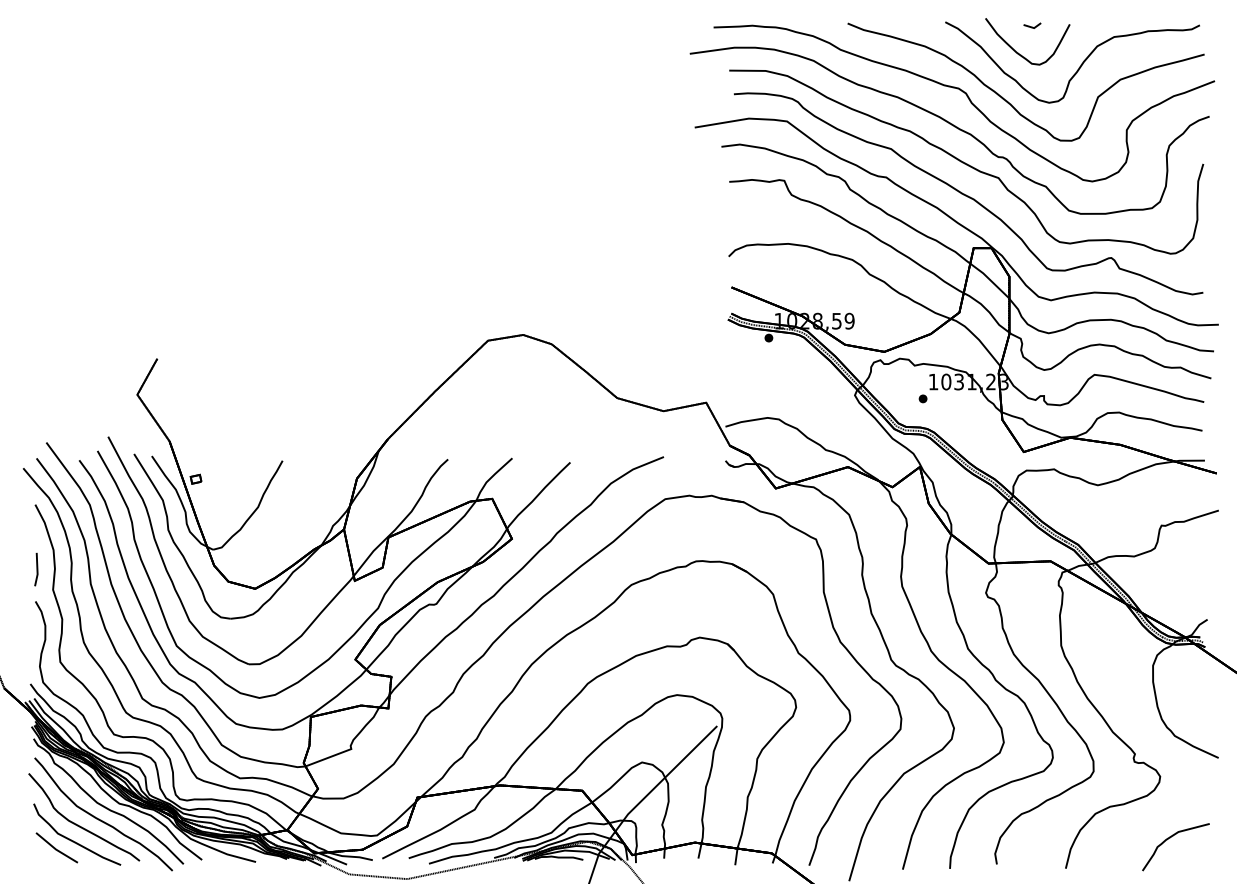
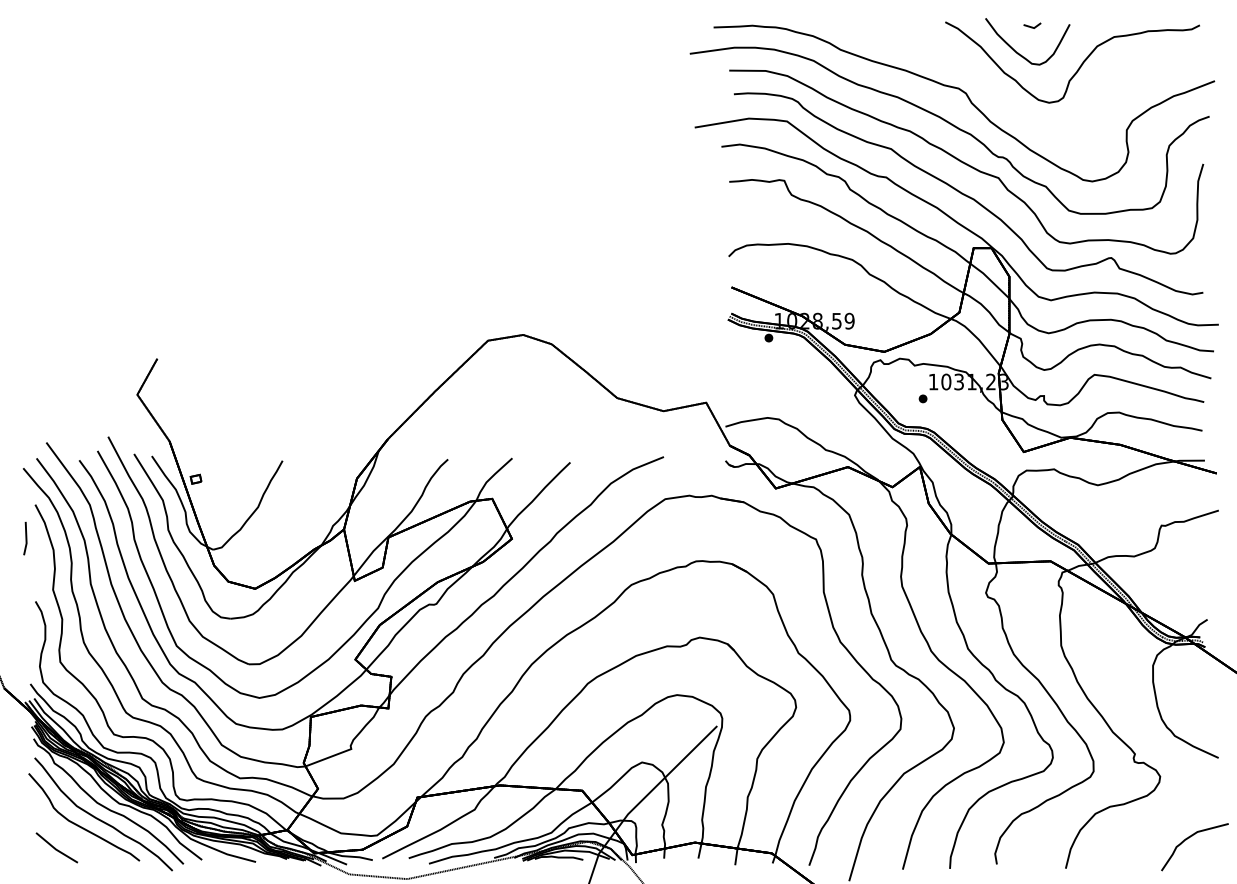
curve: present -> none (1007, 100)
line position: (36, 569) -> (25, 538) (25, 538)
curve position: (1170, 838) -> (1189, 838) (1189, 838)
part: present -> none (73, 840)
